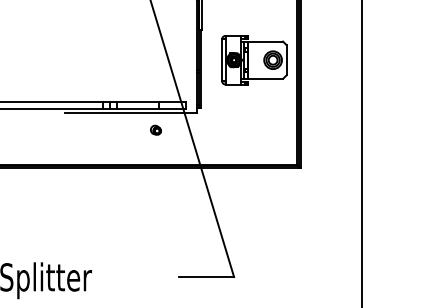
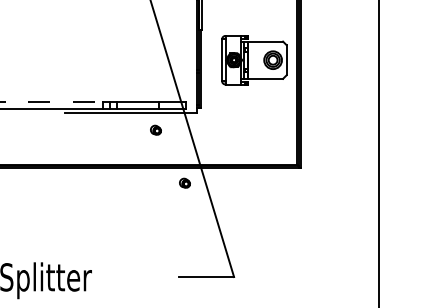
line: solid -> dashed (52, 102)
line position: (361, 153) -> (378, 153) (378, 153)
part: none -> present (184, 182)
